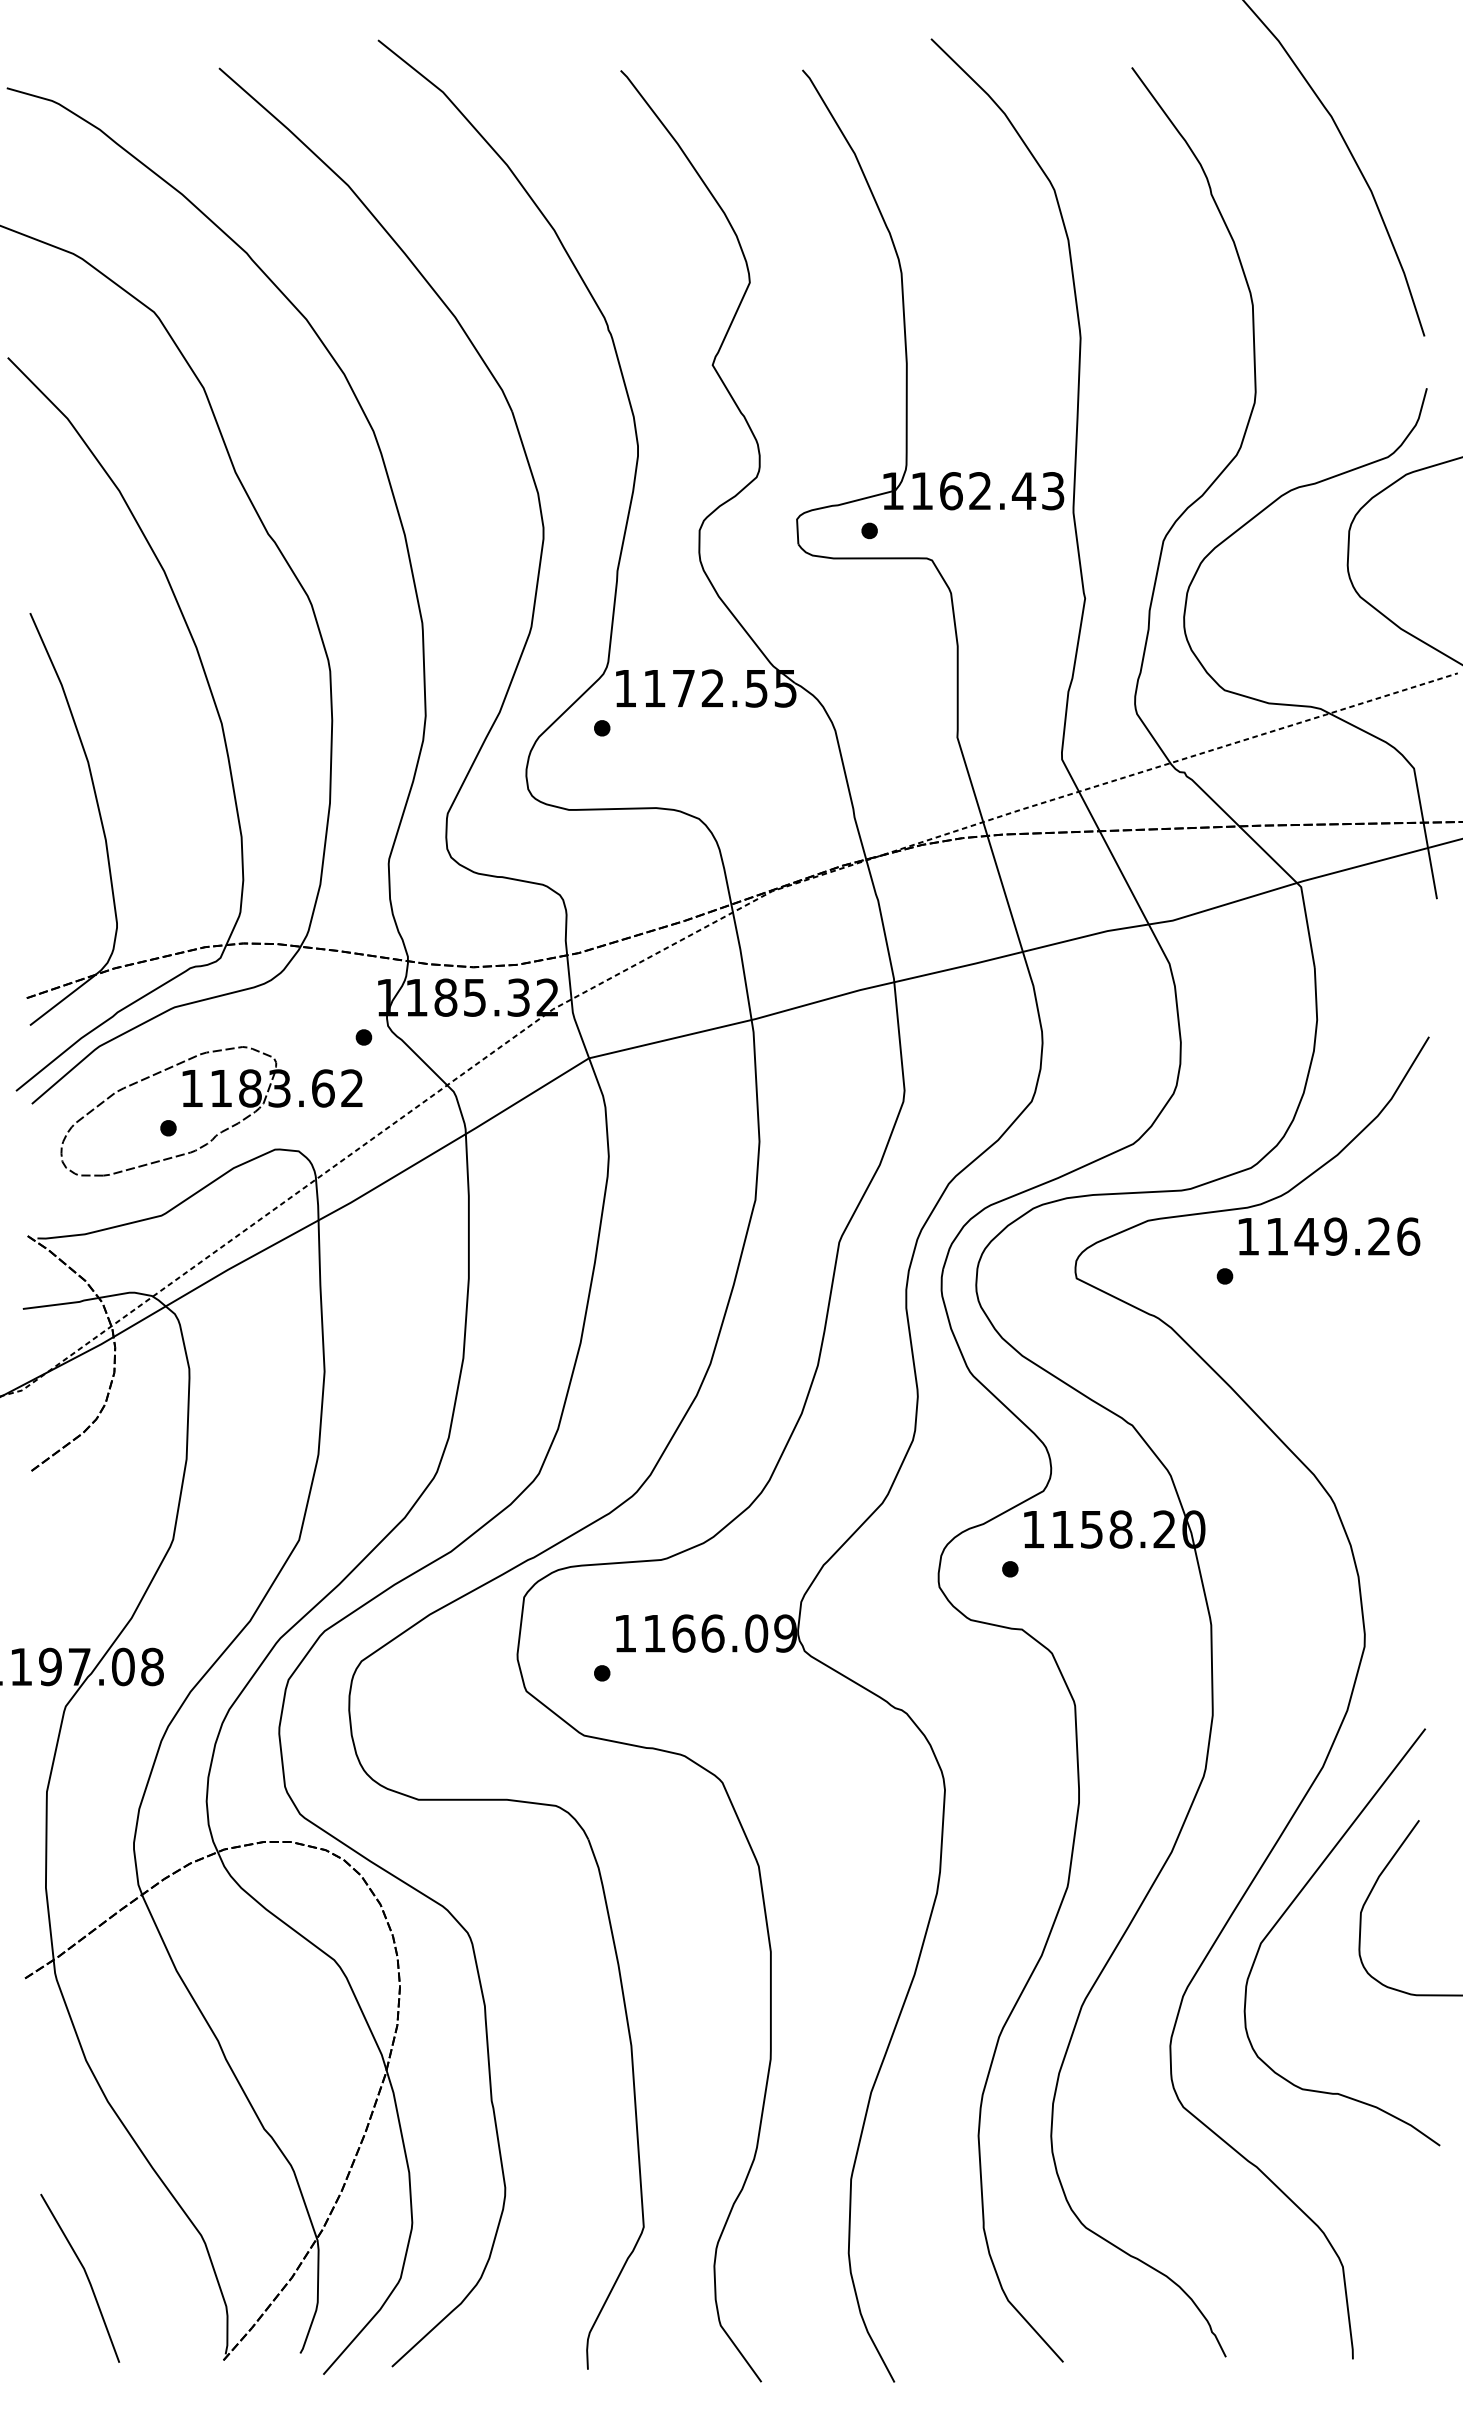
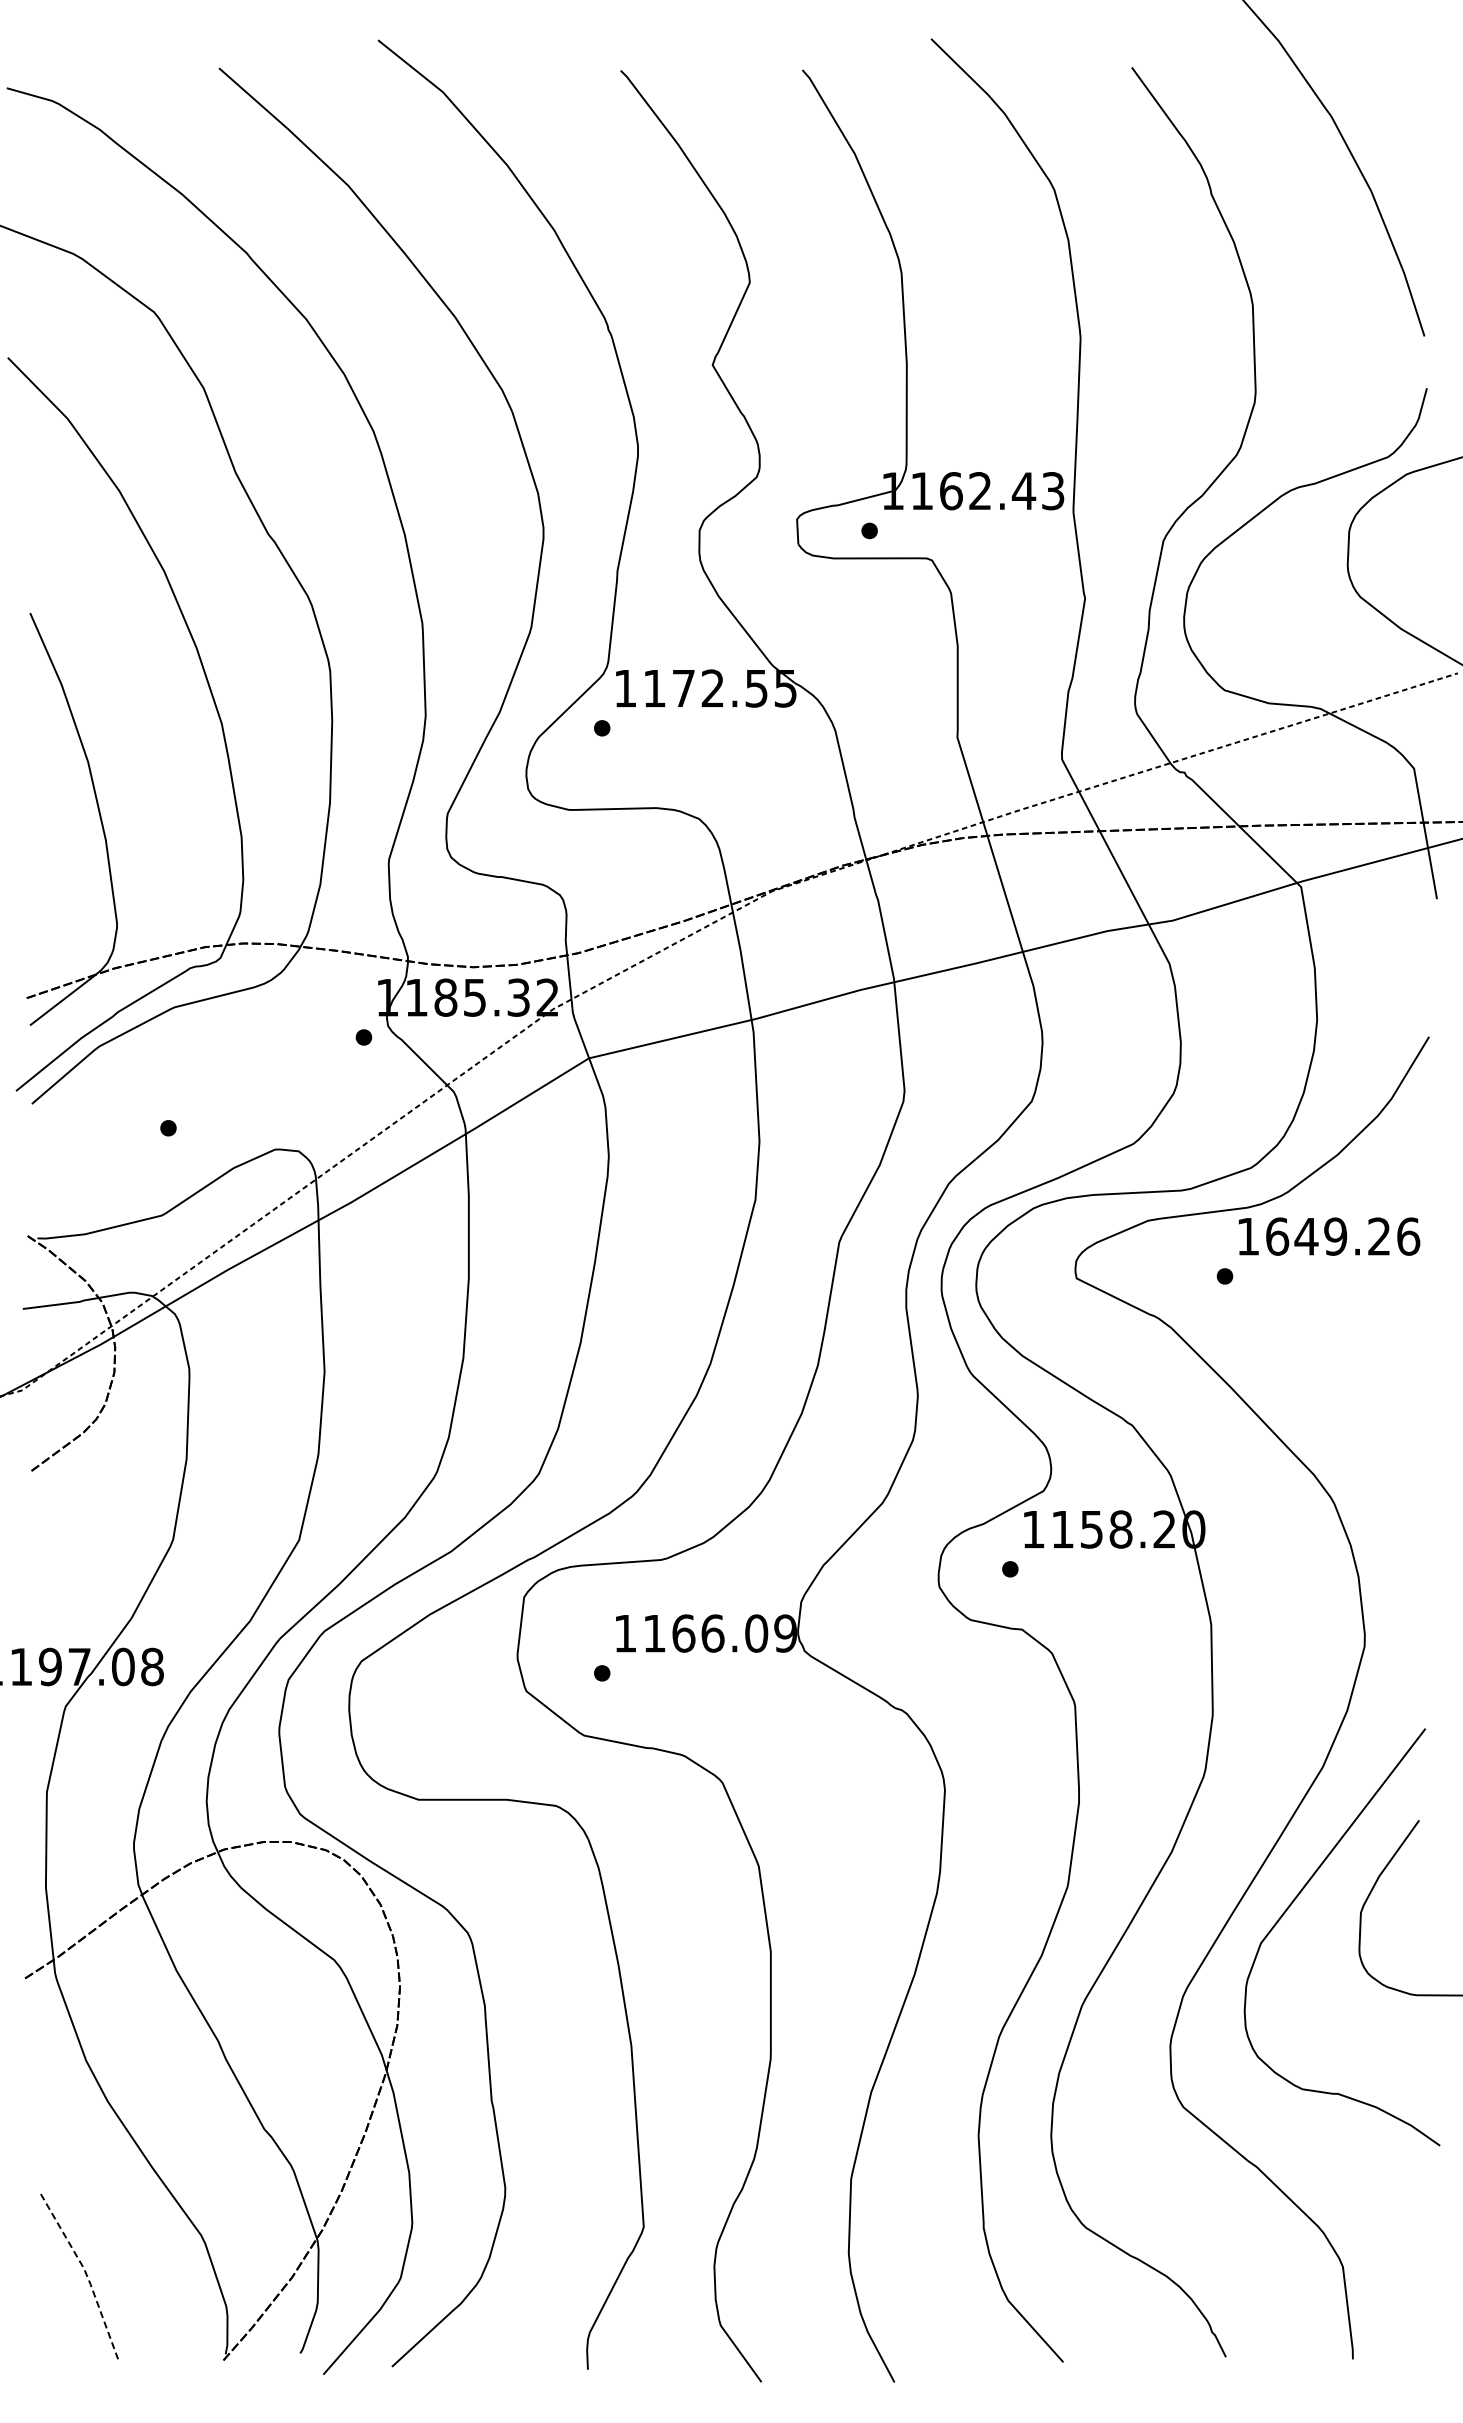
part: present -> none (211, 1111)
text: 1149.26 -> 1649.26 (1277, 1236)
line: solid -> dashed (86, 2275)
